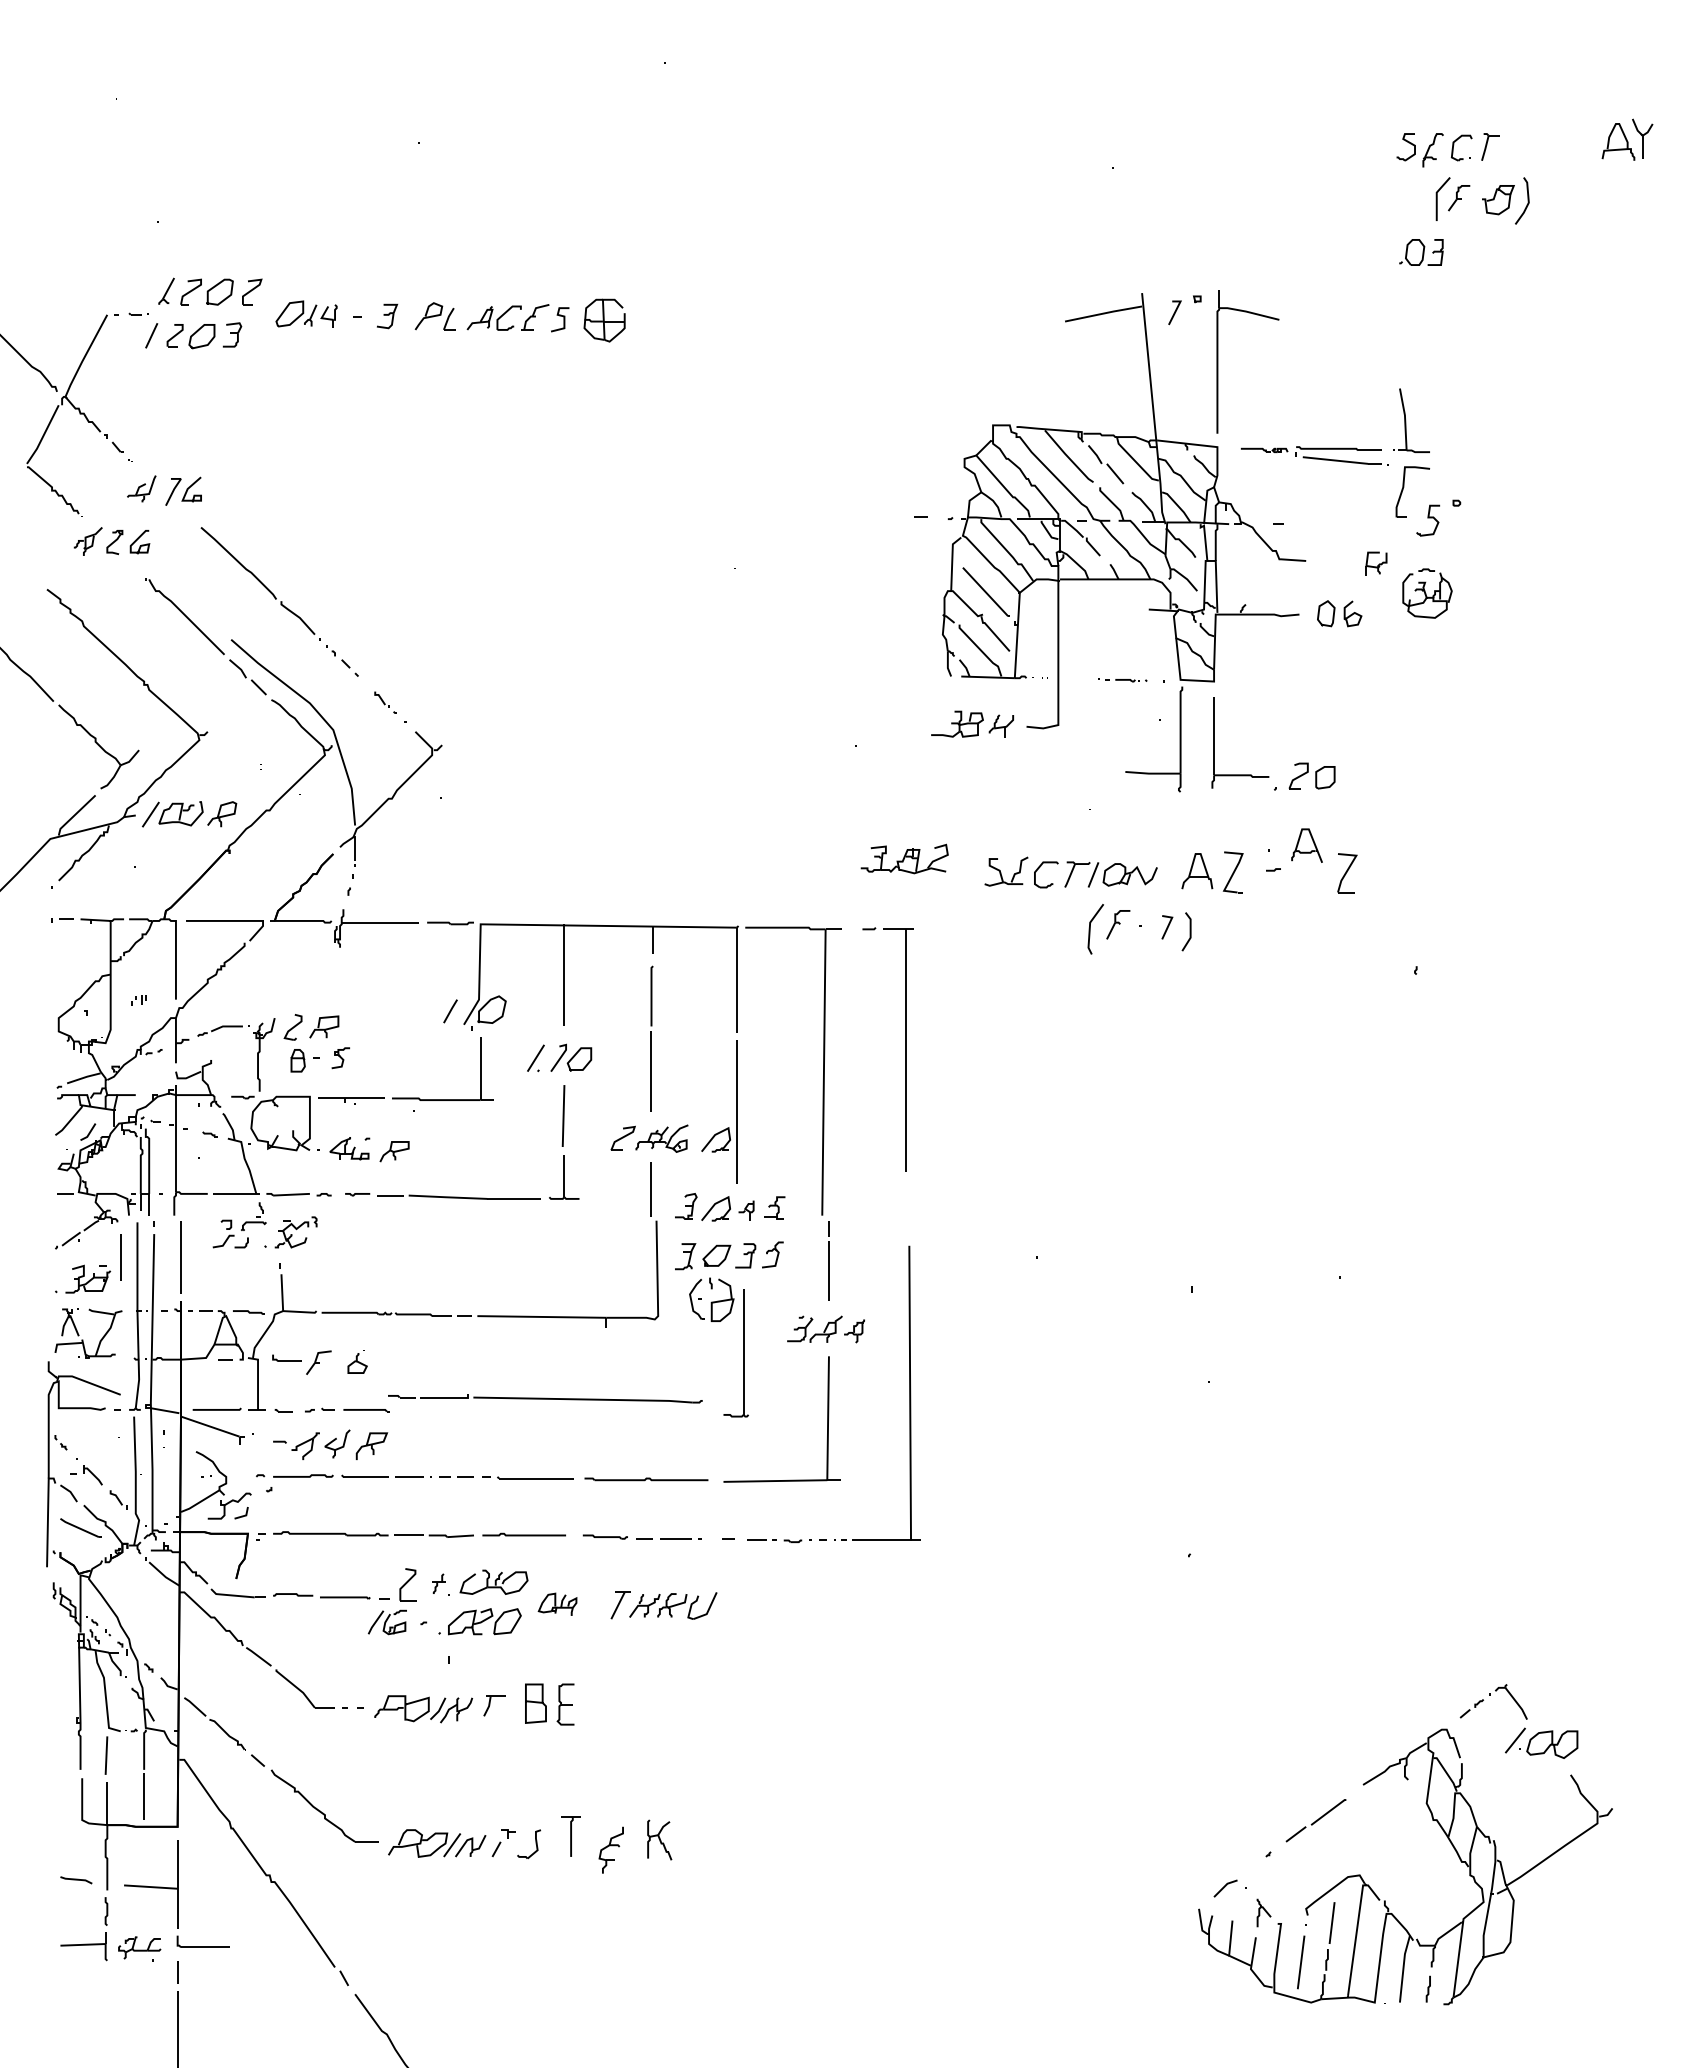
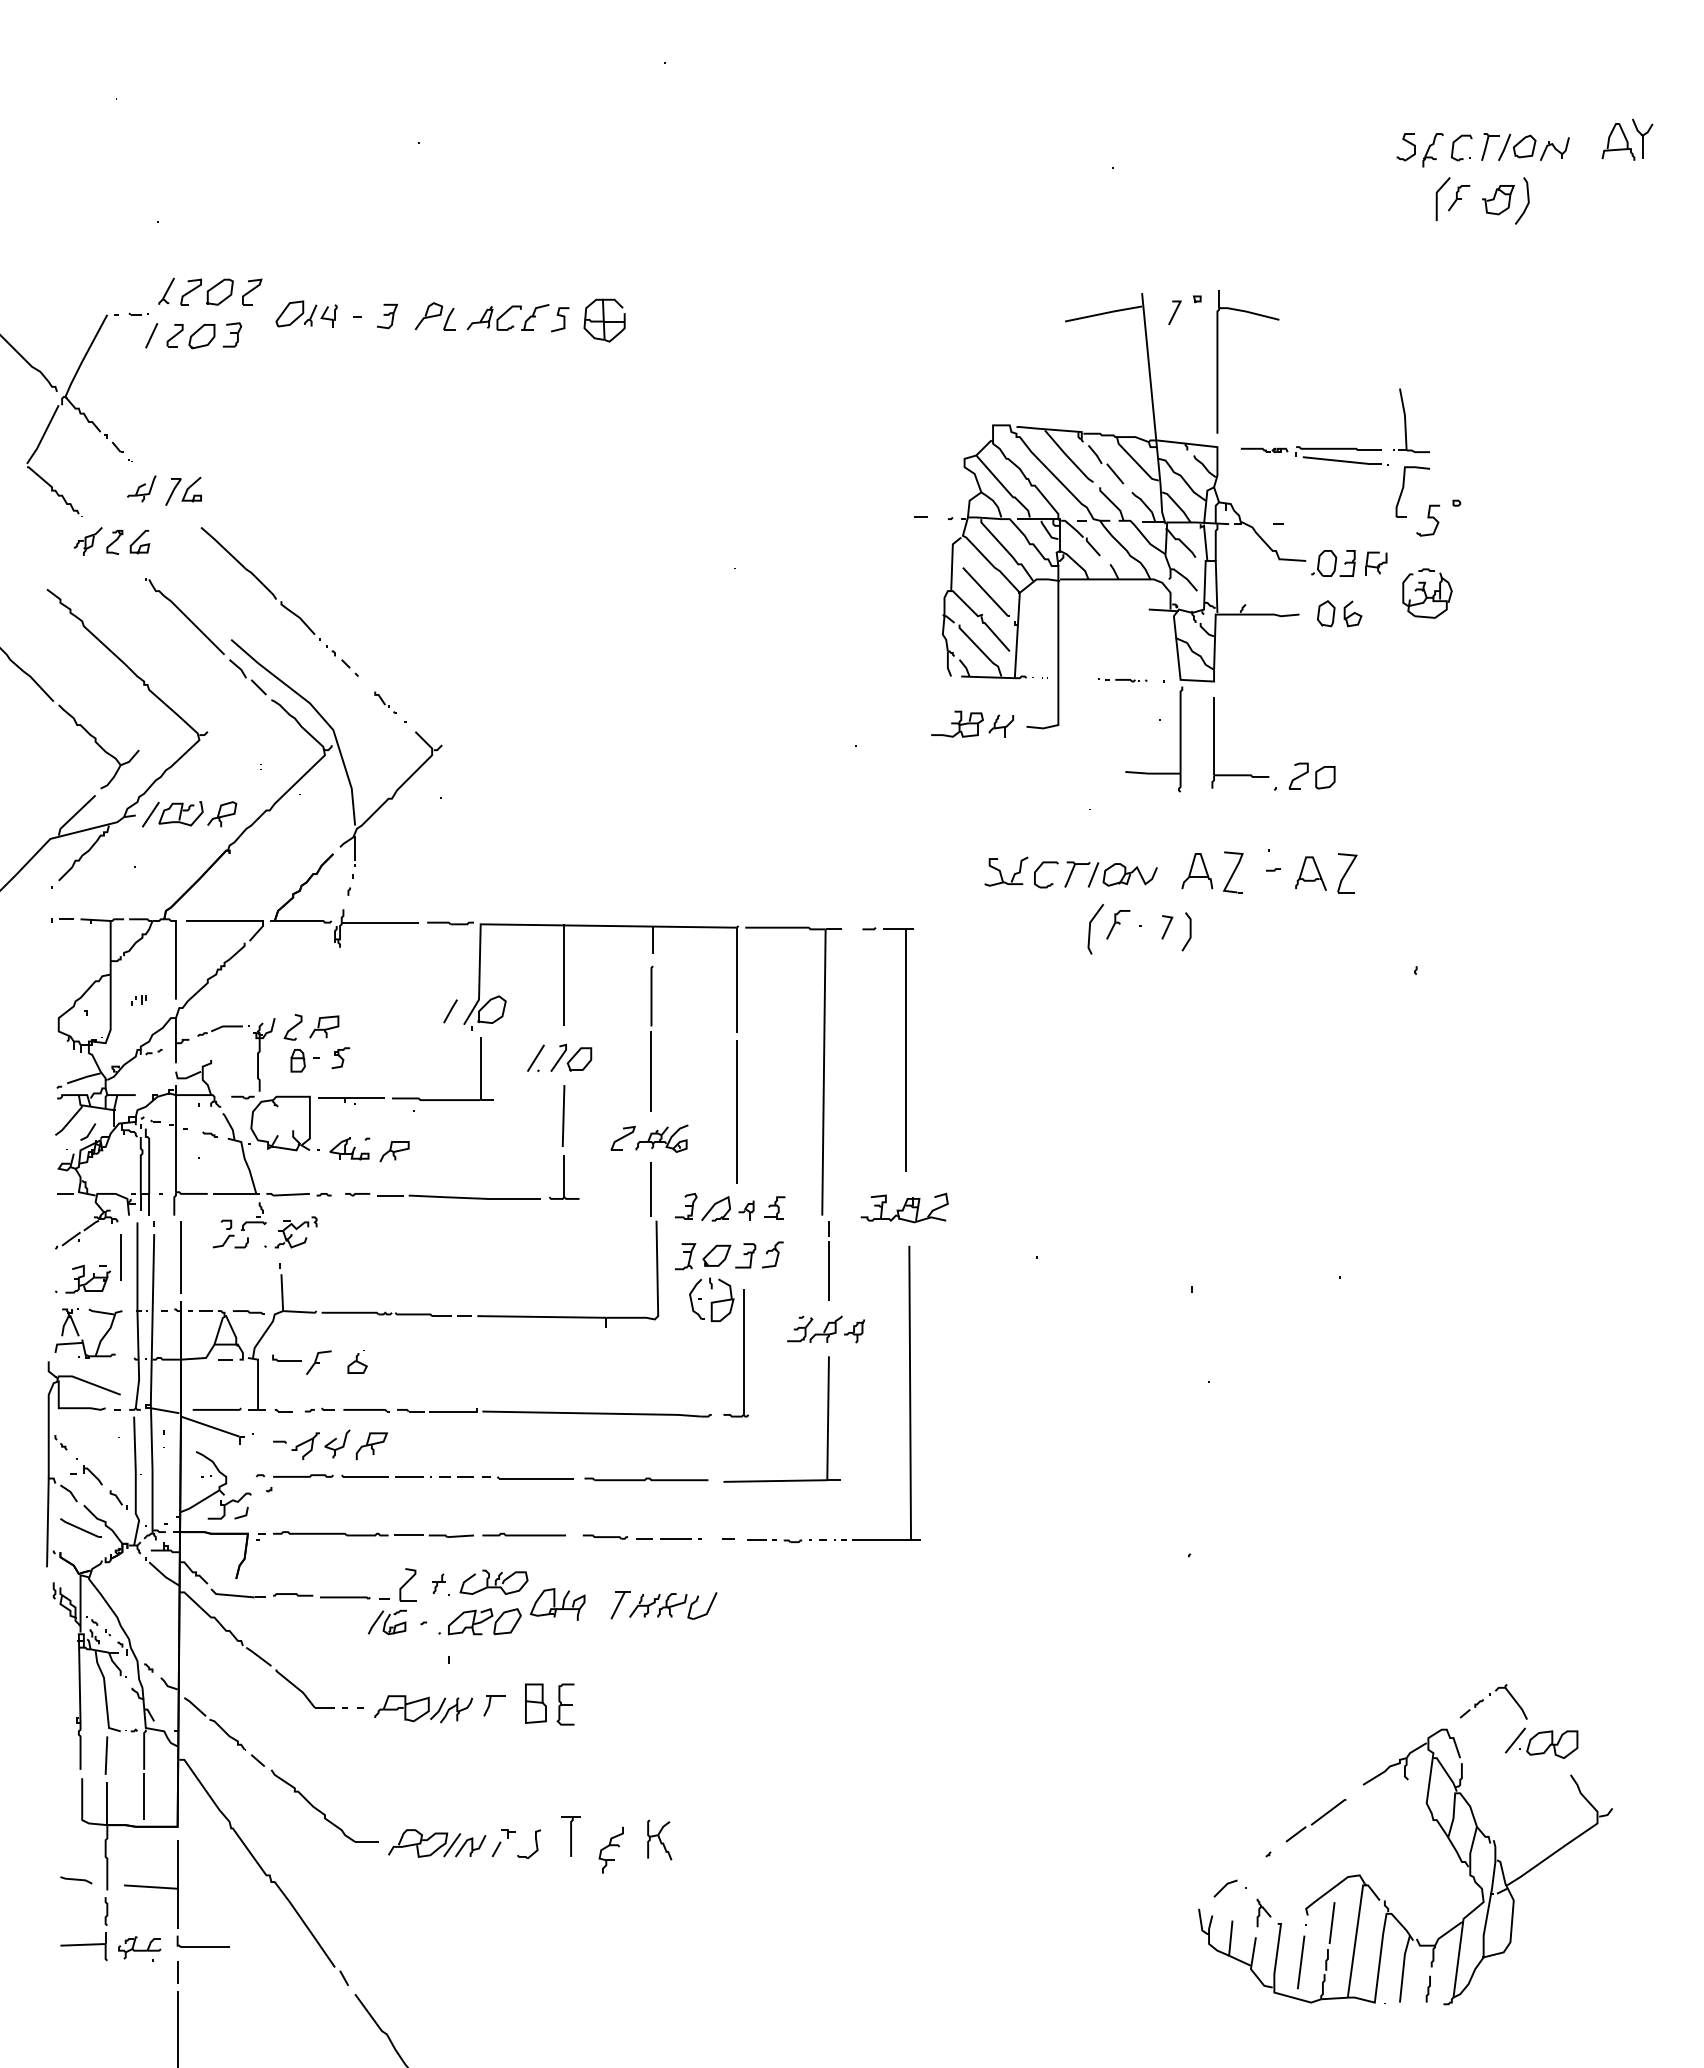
part: none -> present (1533, 146)
part position: (1421, 252) -> (1333, 563) (1333, 563)
part position: (1306, 845) -> (1310, 873) (1310, 873)
part position: (904, 858) -> (904, 1207) (904, 1207)
part: present -> none (715, 1139)
part position: (545, 1398) -> (554, 1412) (554, 1412)
part size: 41x24 px -> 57x33 px (557, 1604)
